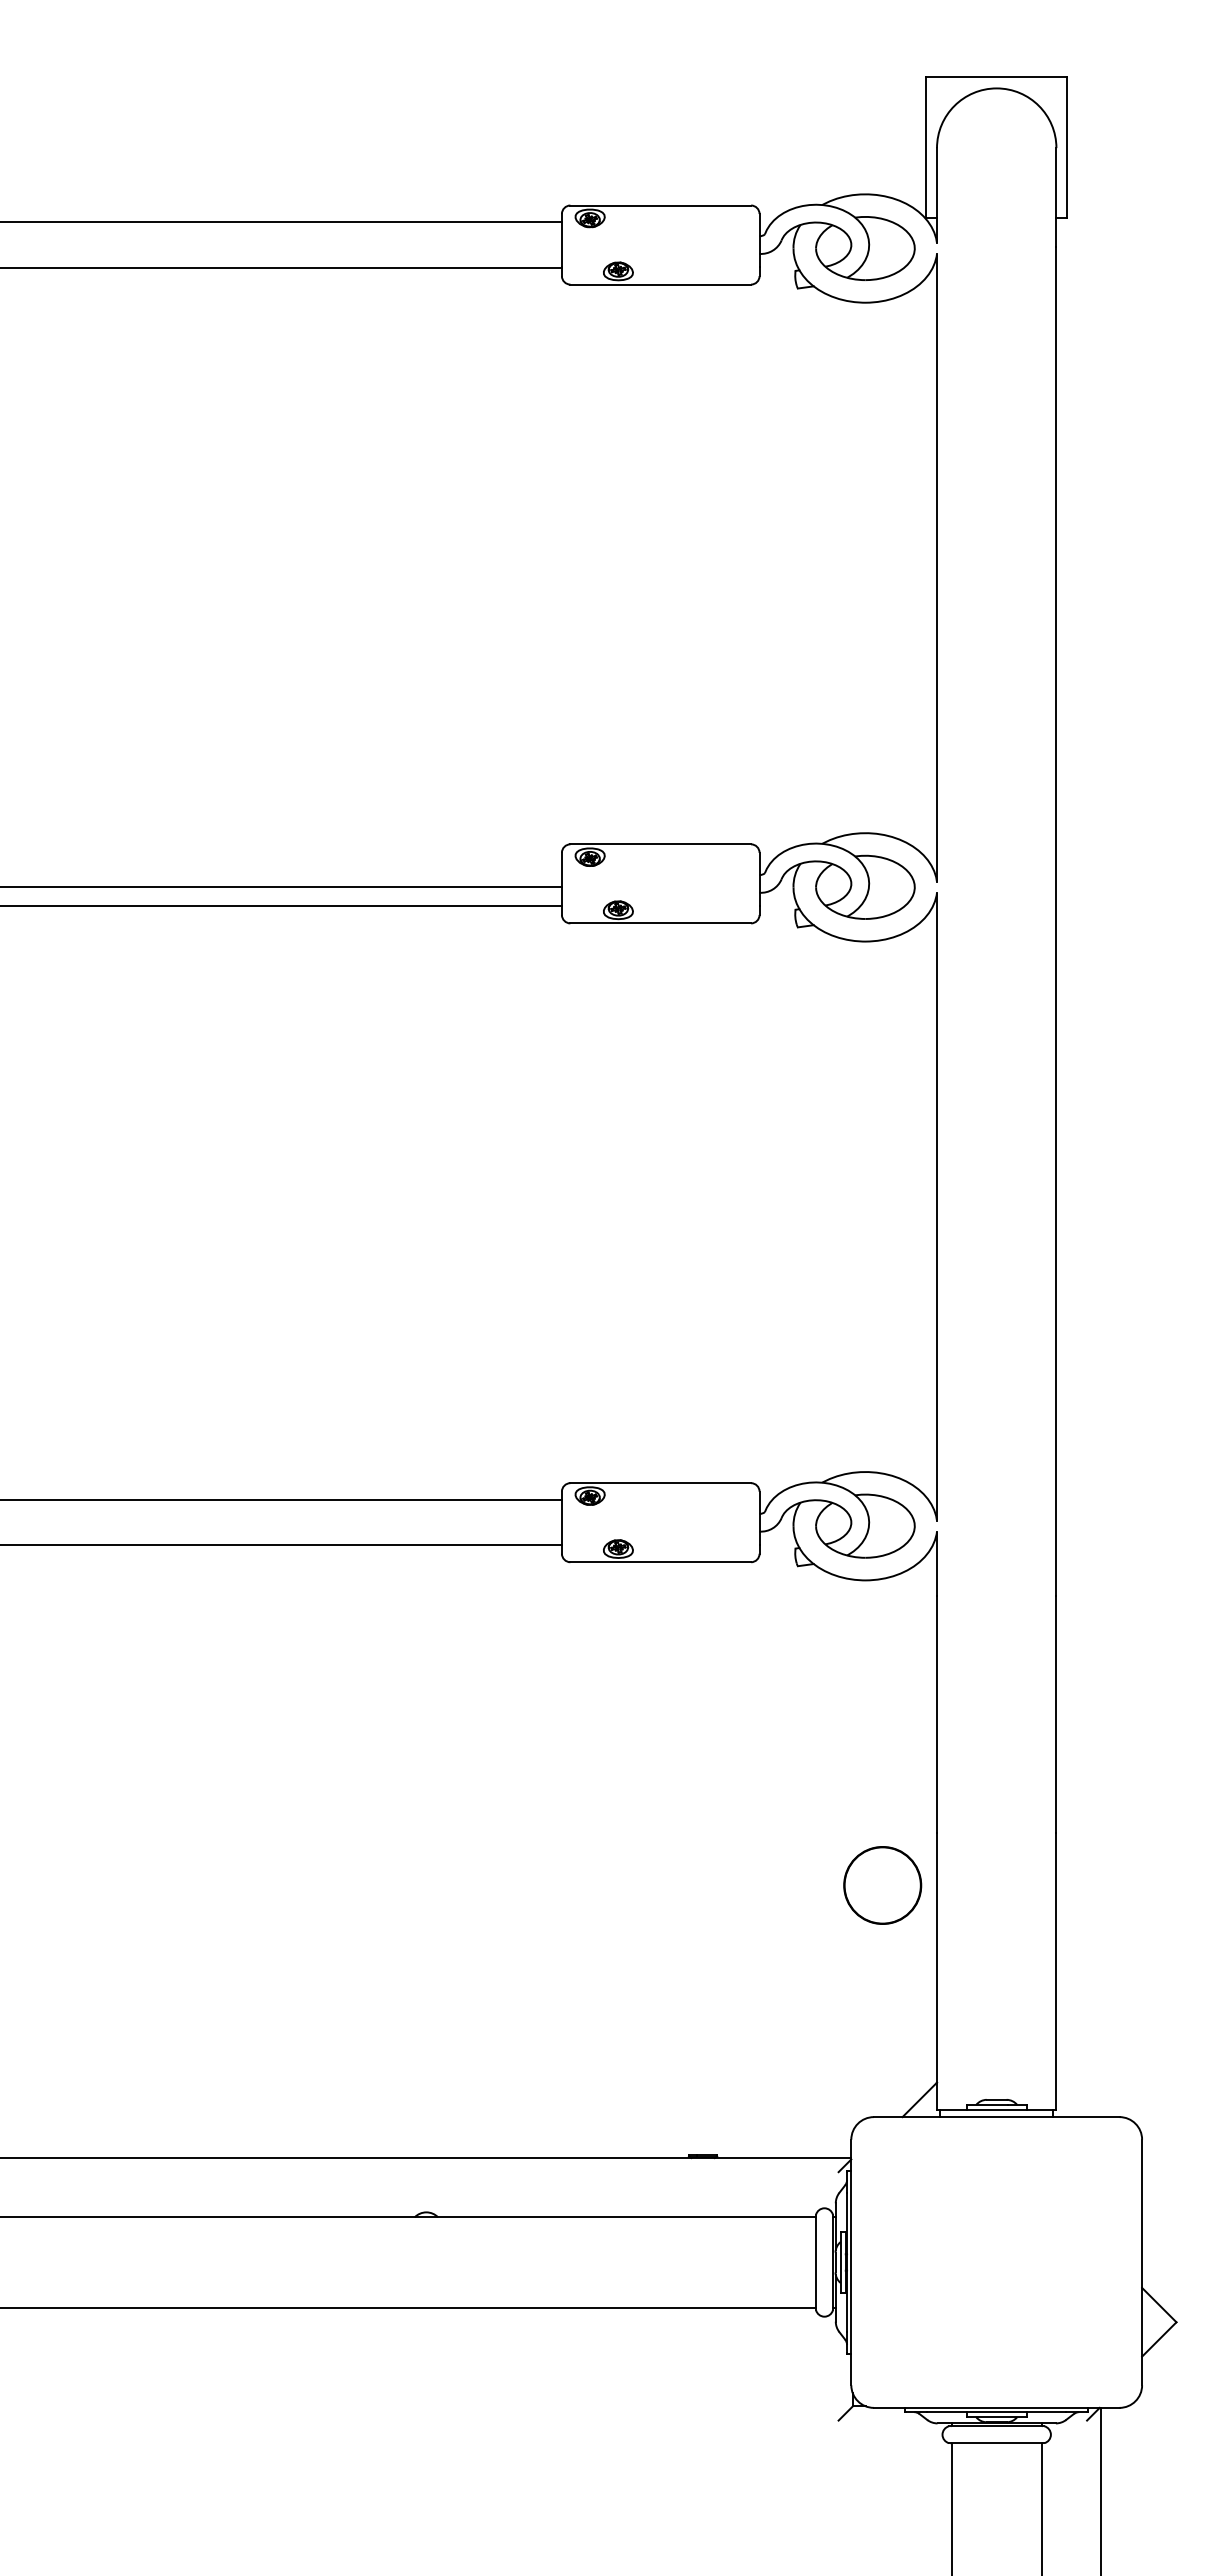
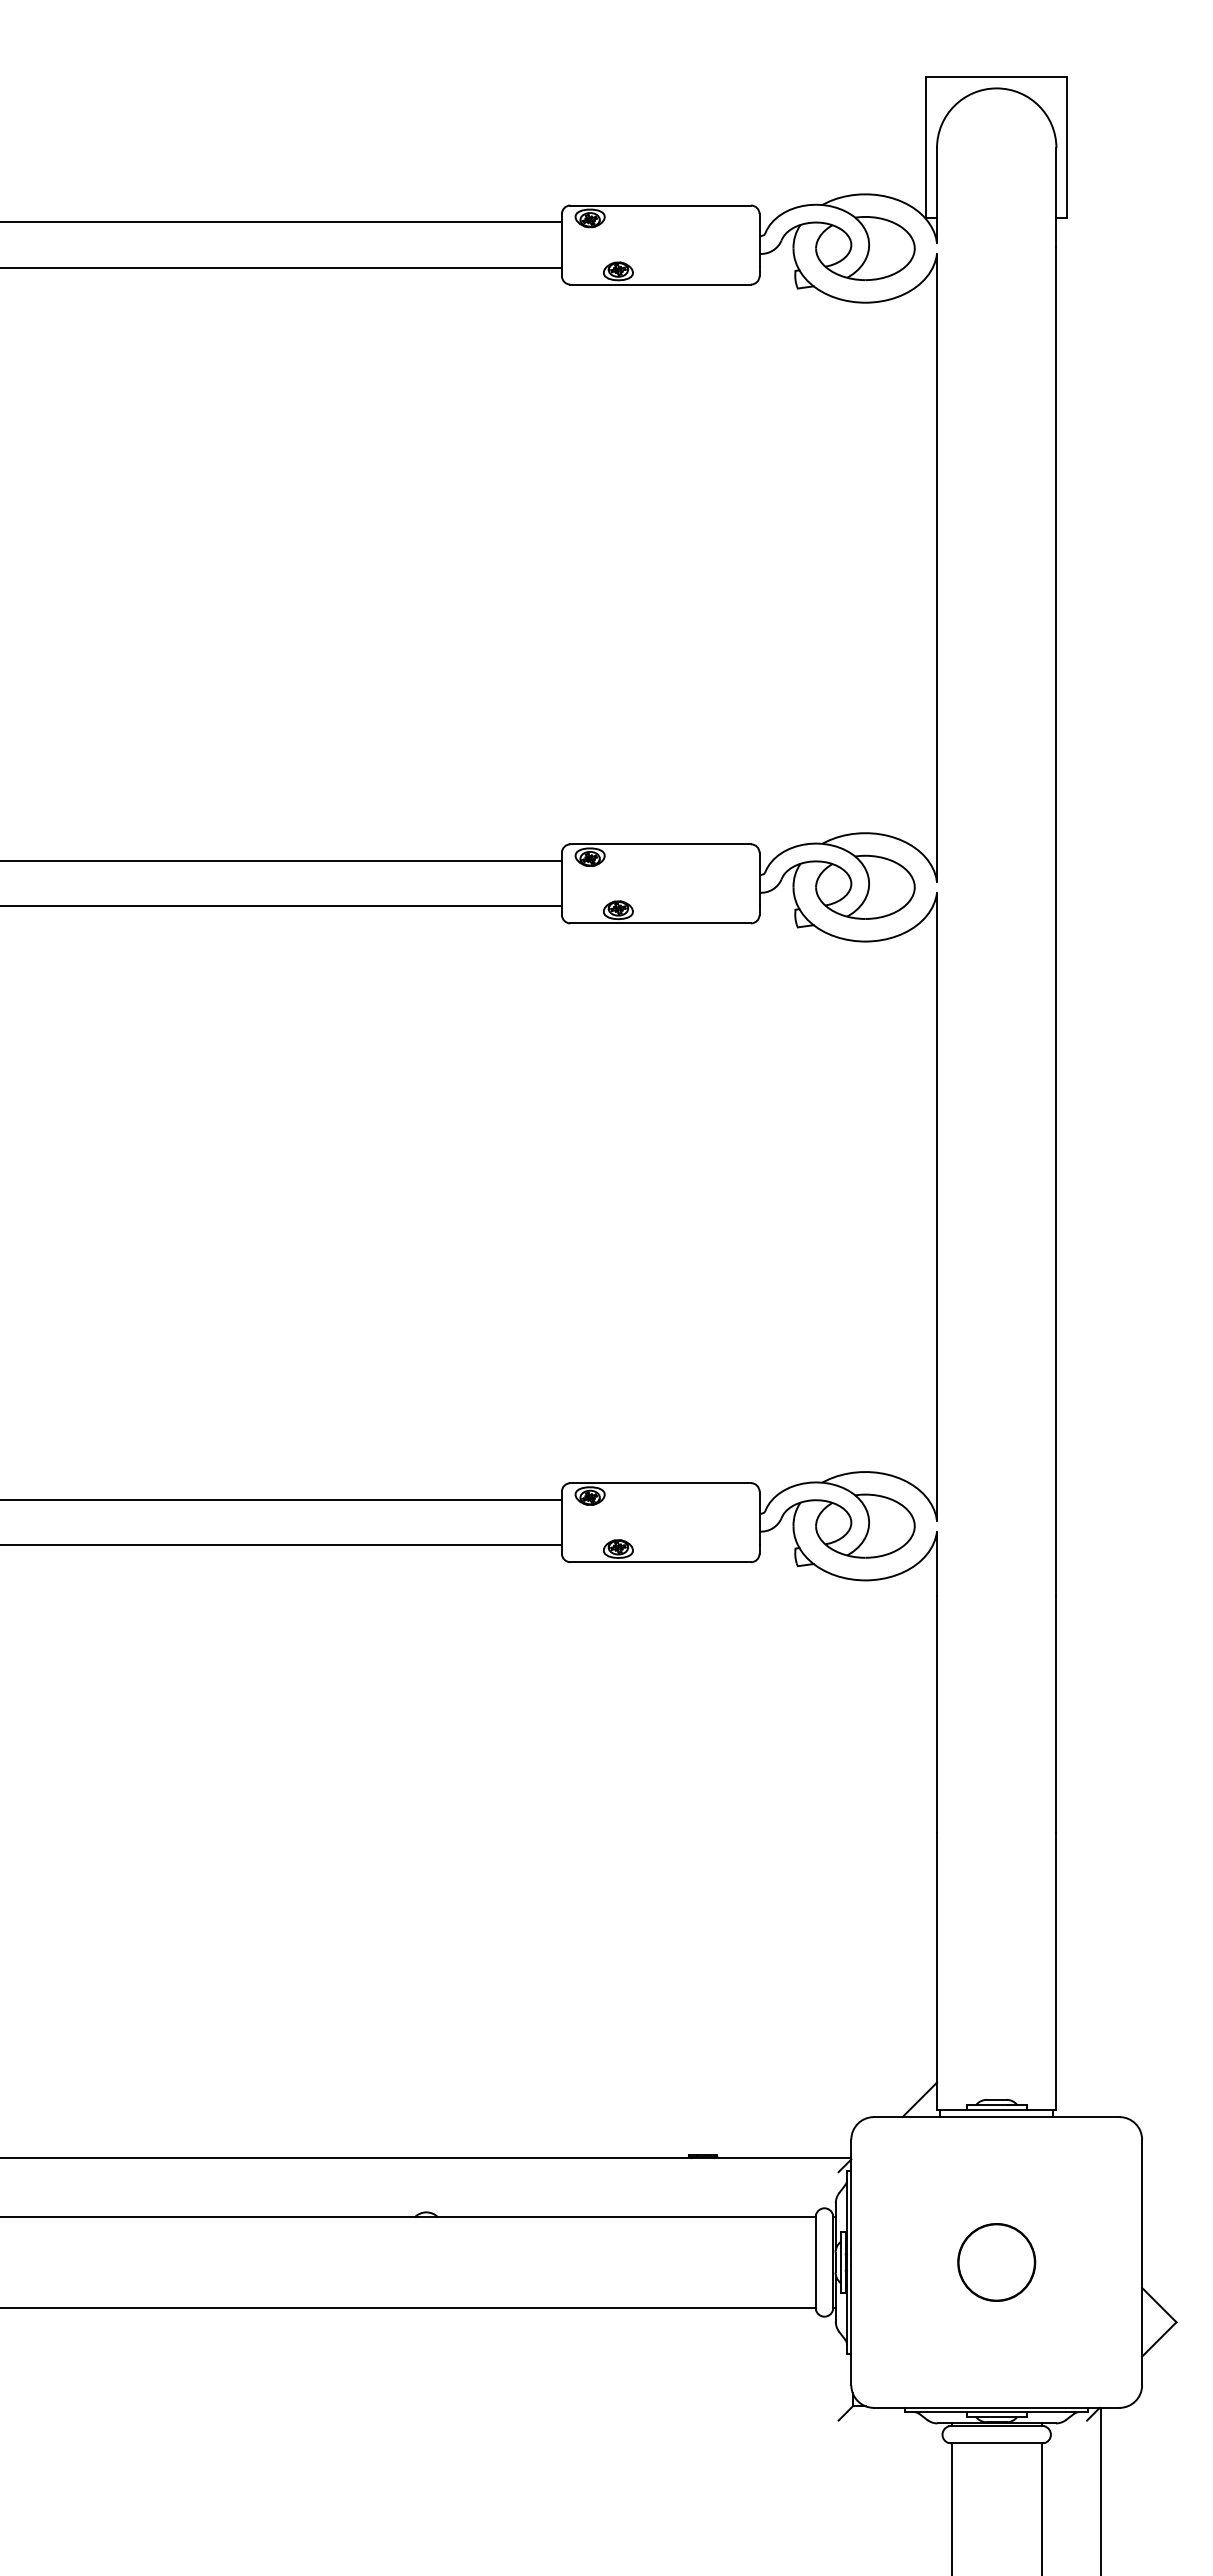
line position: (281, 887) -> (281, 861) (281, 861)
circle position: (882, 1885) -> (996, 2262) (996, 2262)
